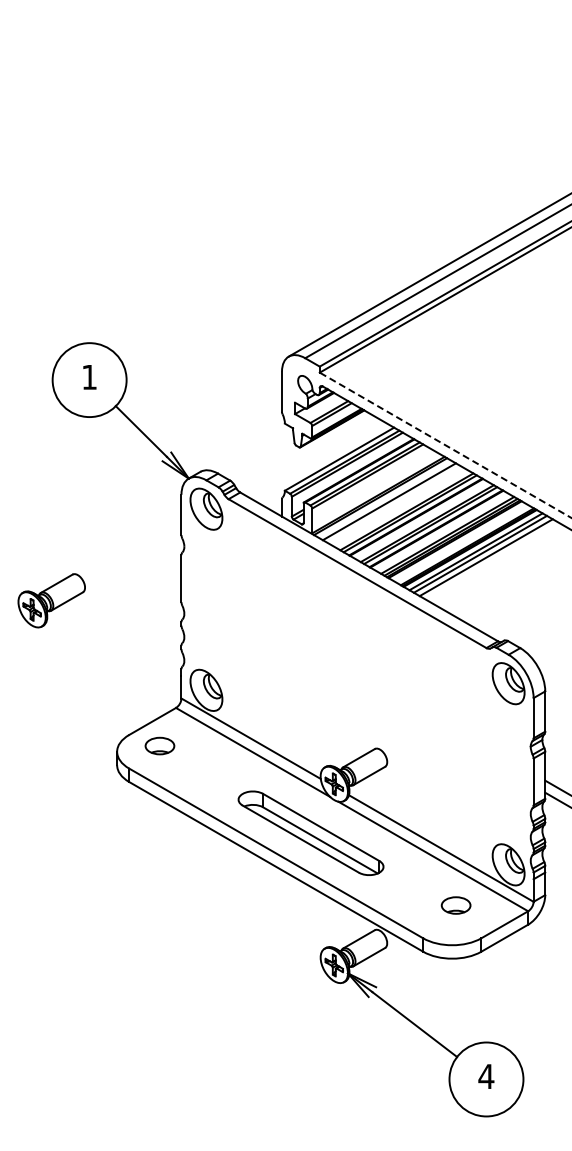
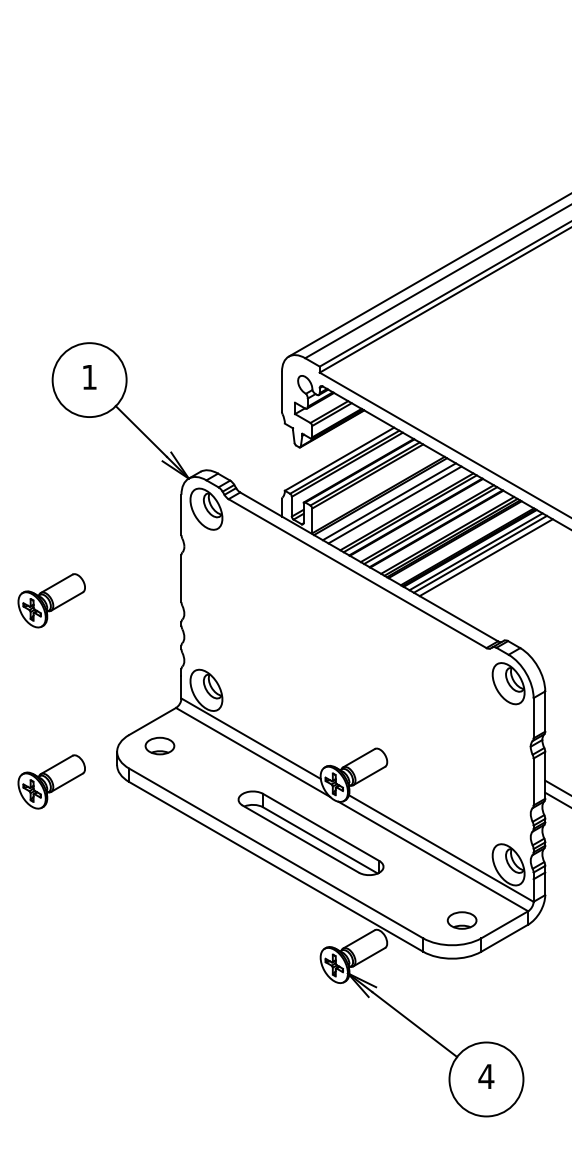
line: dashed -> solid (445, 445)
line: none -> present (394, 504)
part: none -> present (51, 781)
part position: (455, 905) -> (461, 920) (461, 920)
